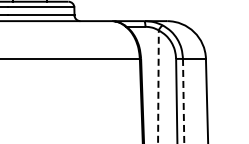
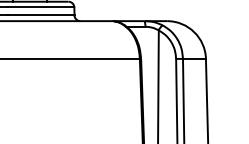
line: dashed -> solid (158, 86)
line: dashed -> solid (183, 101)
